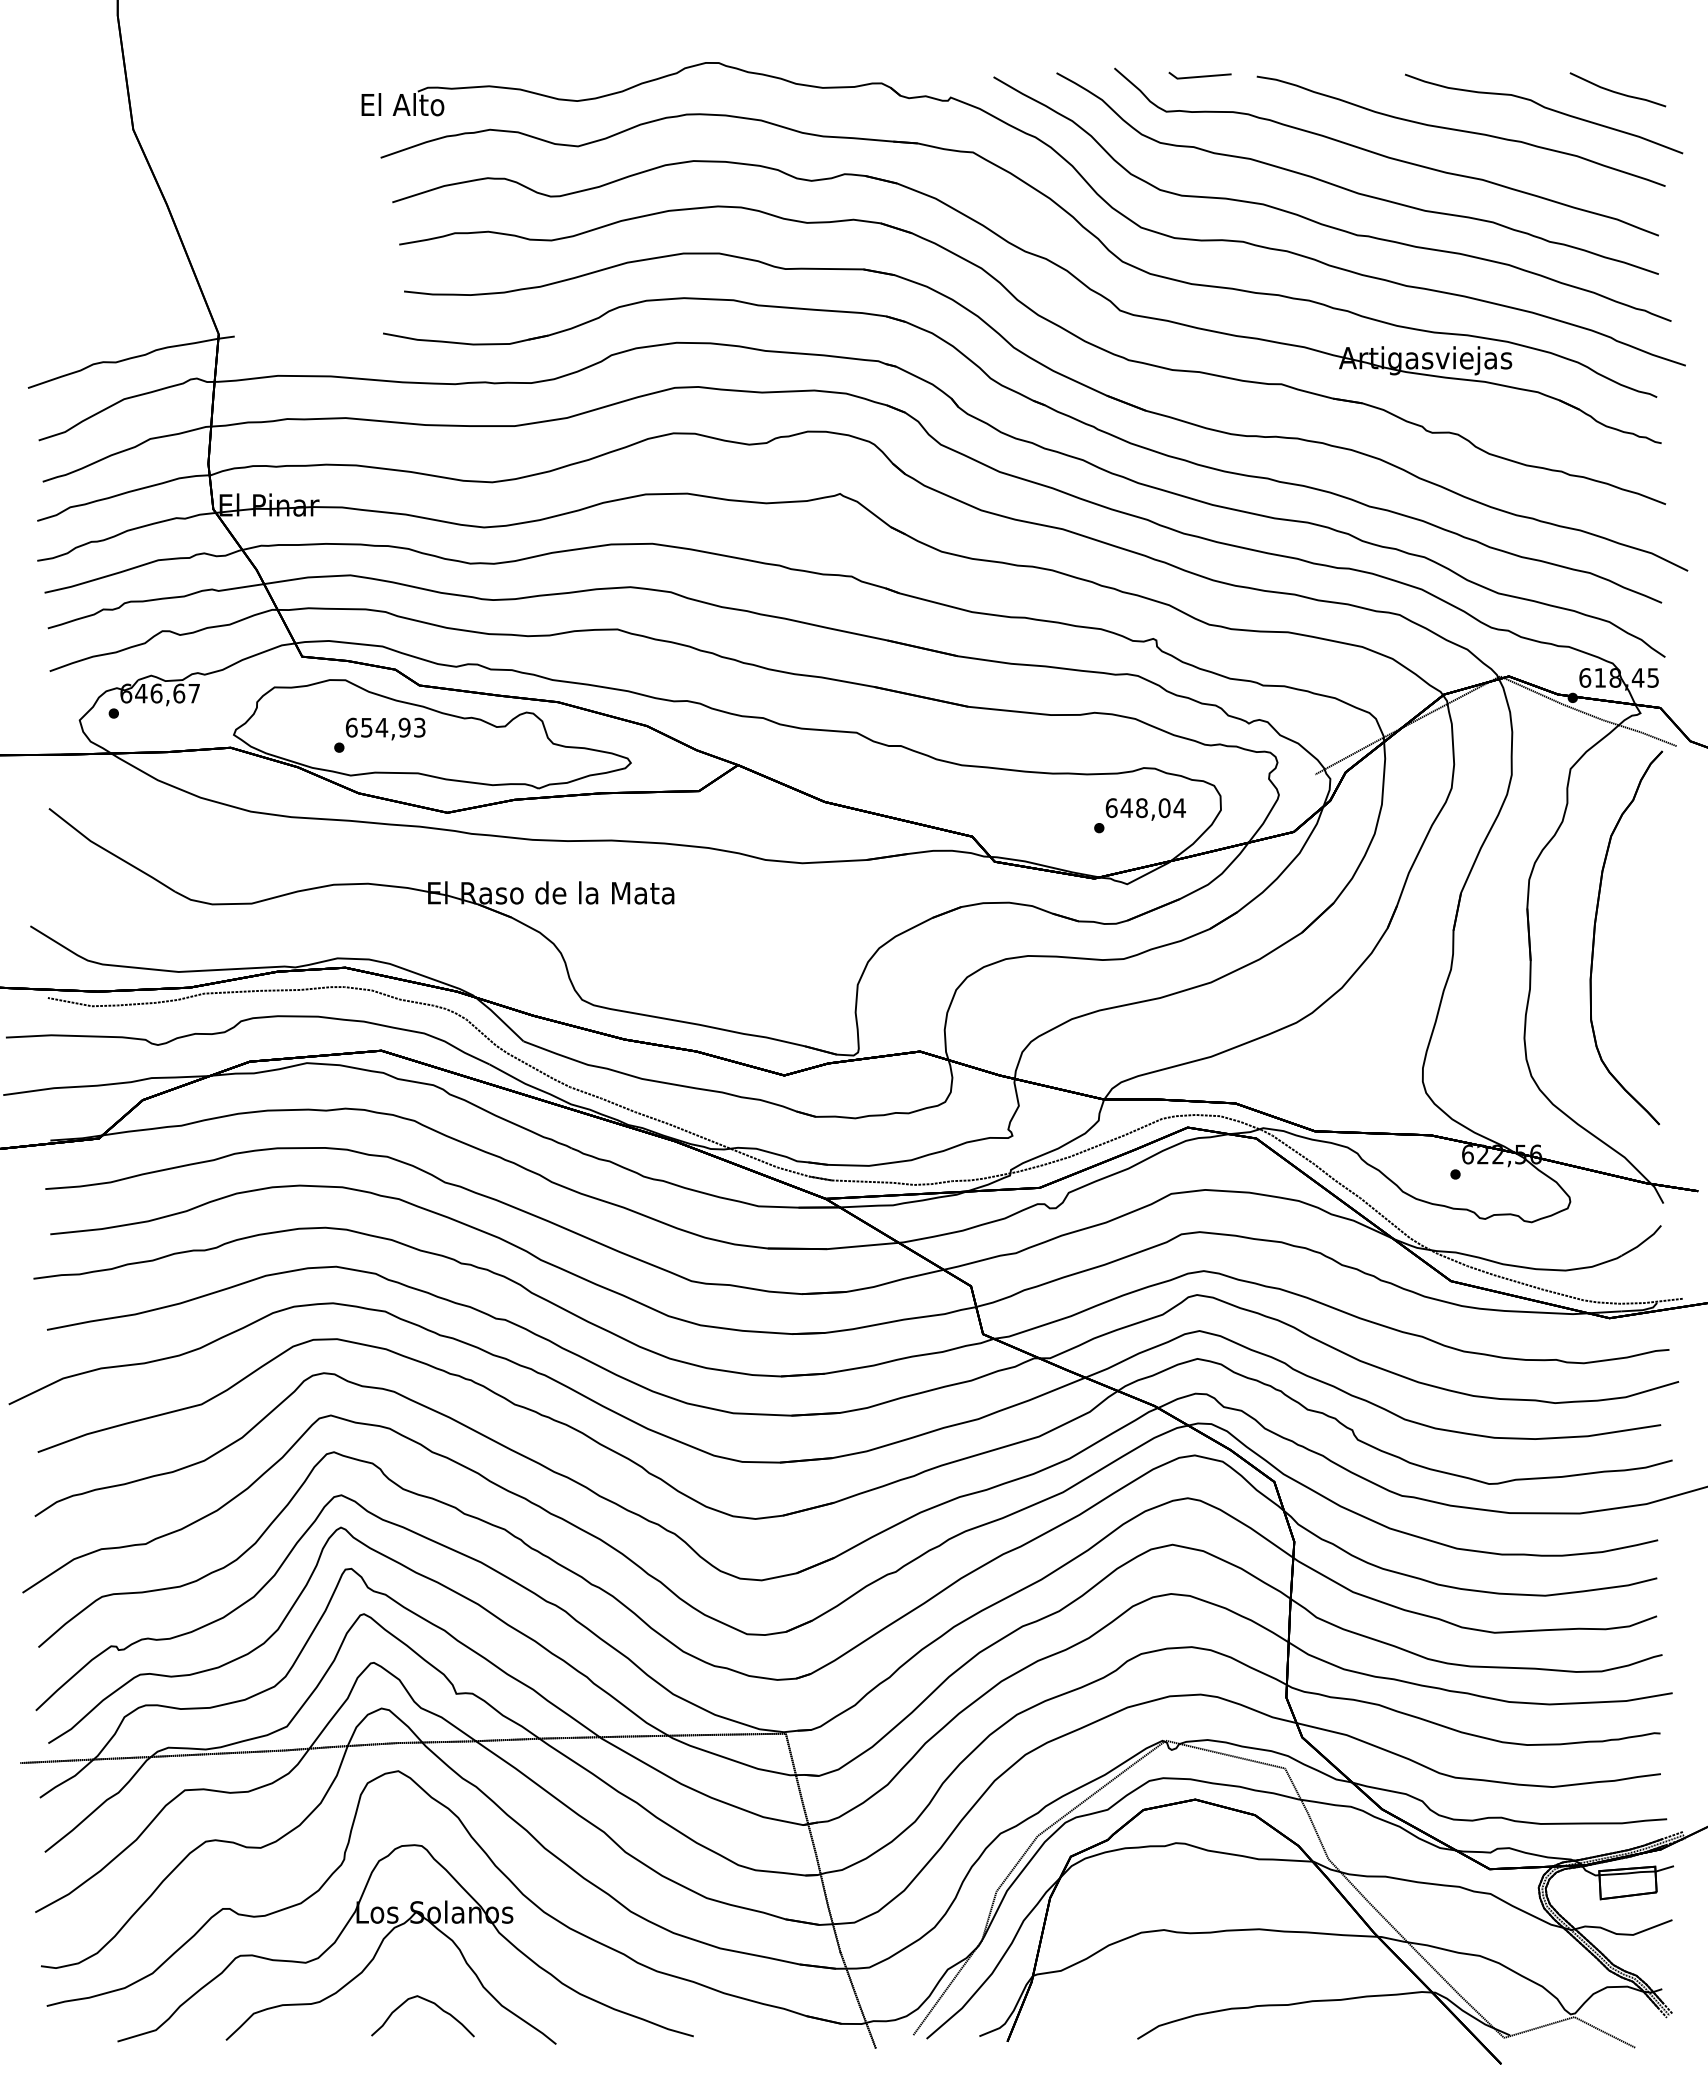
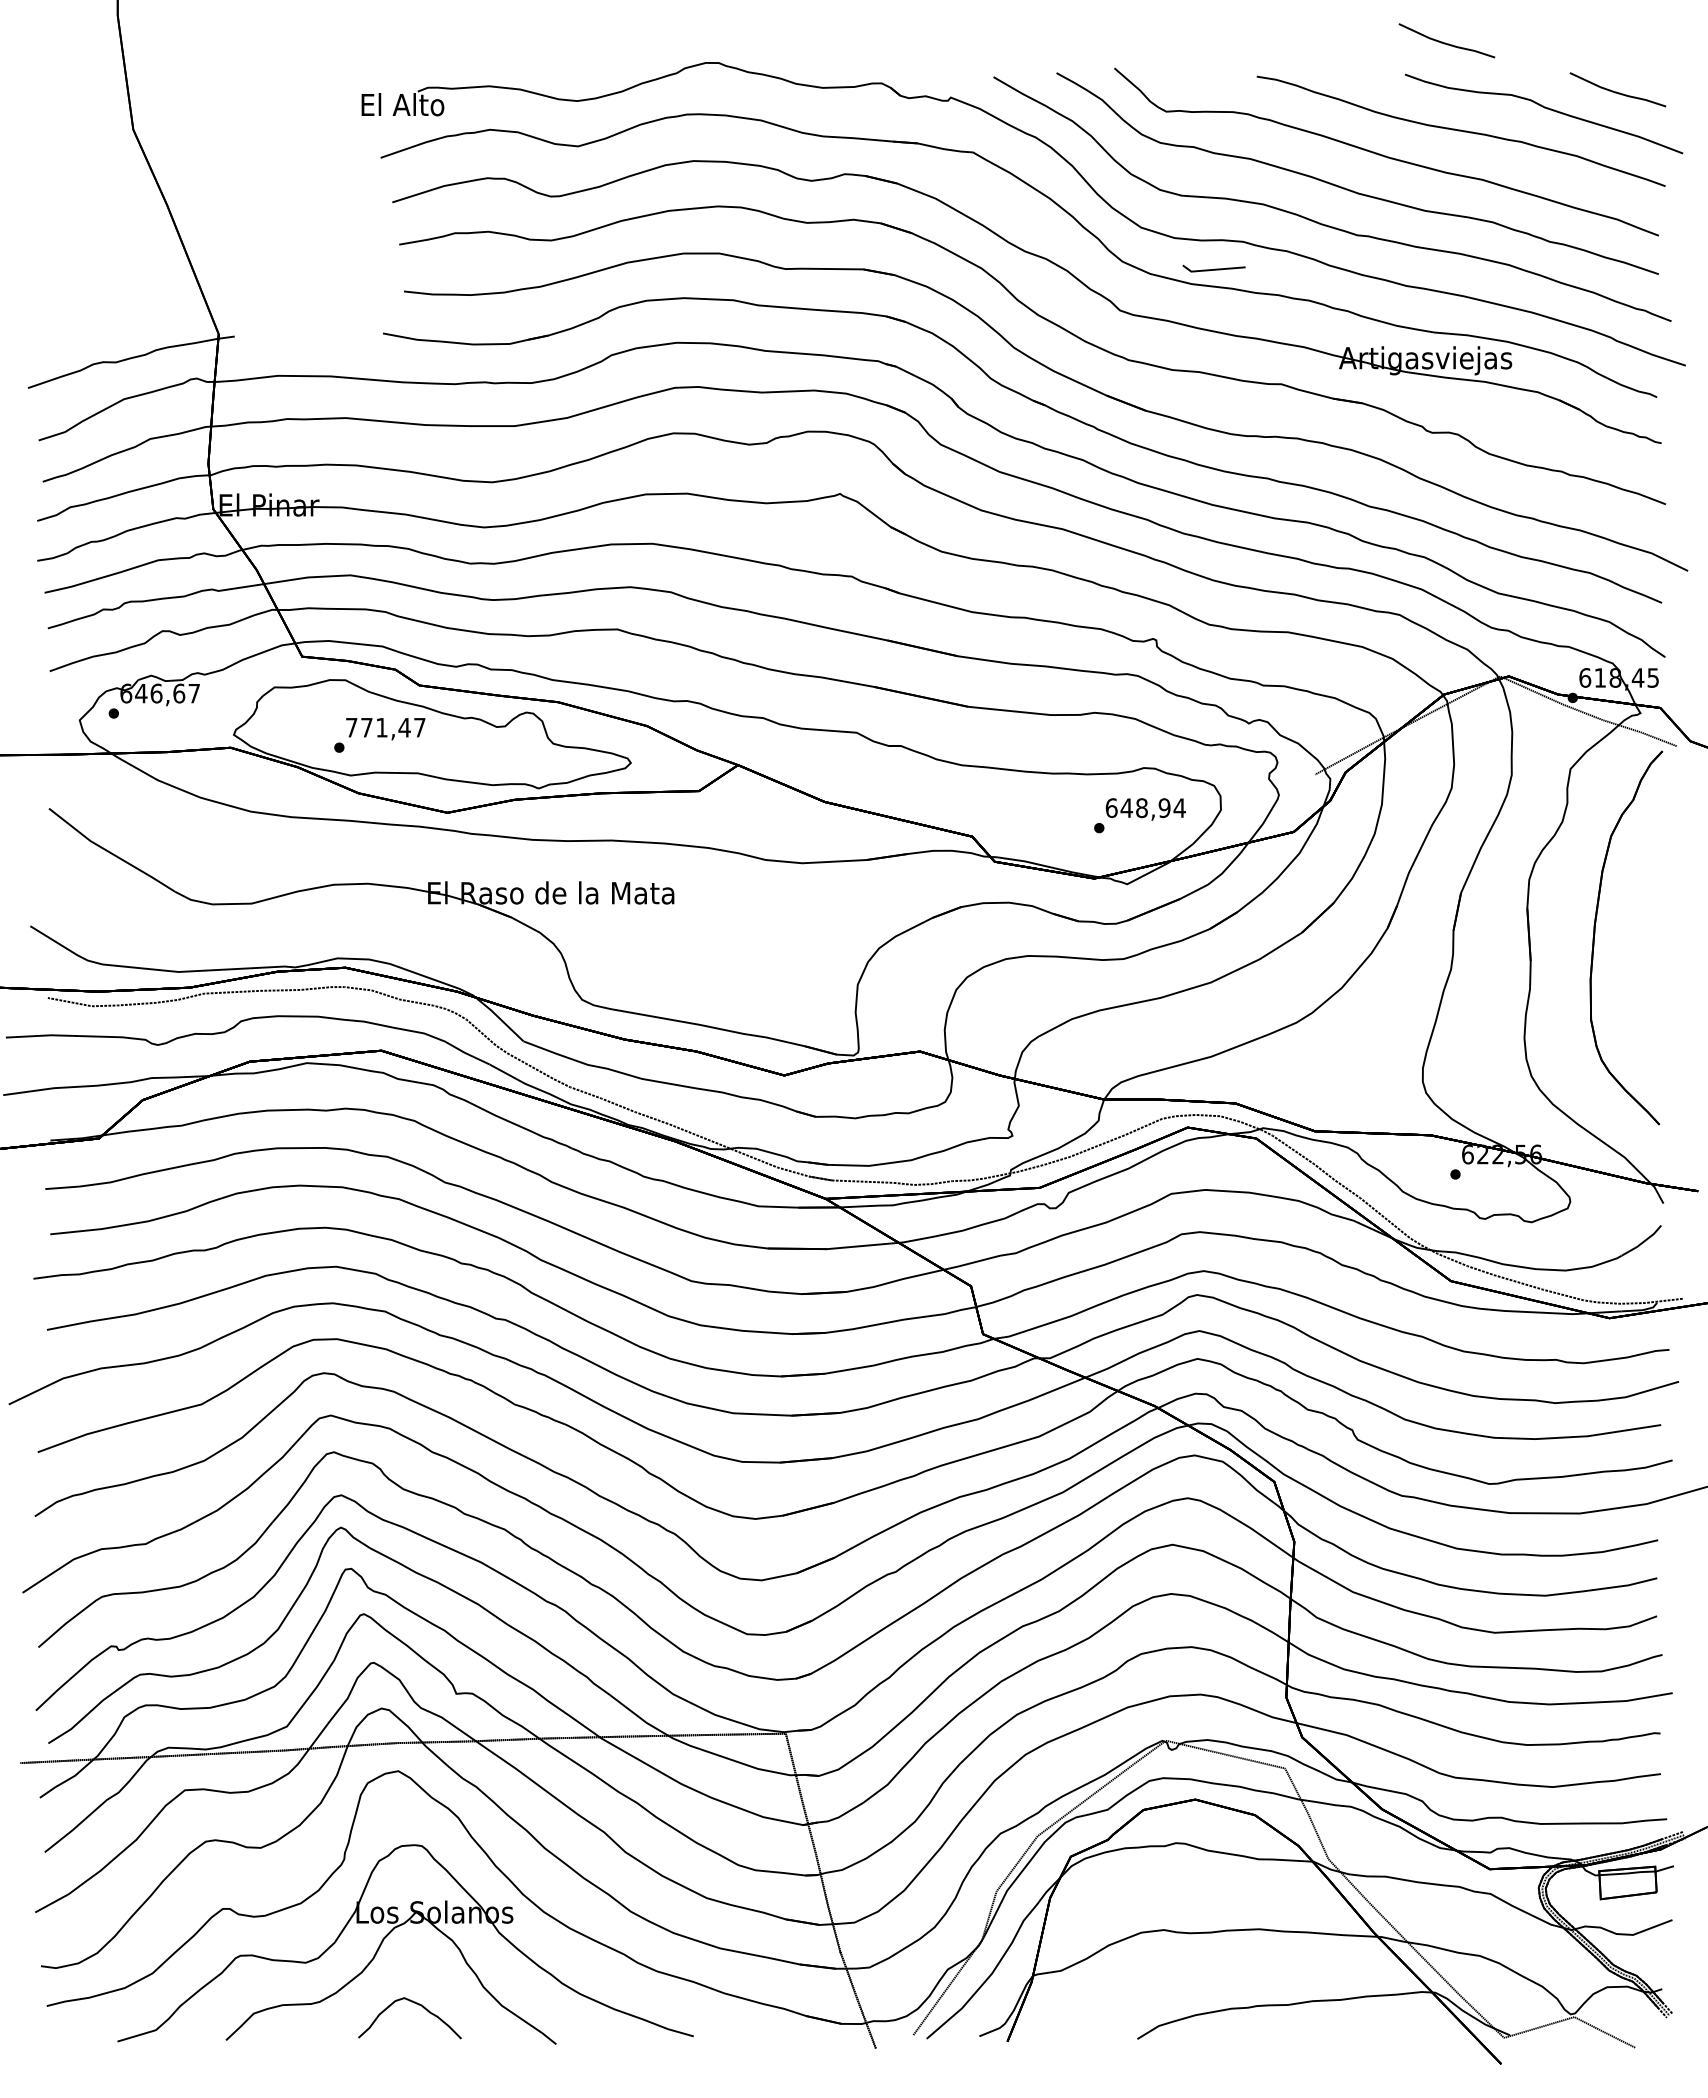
curve: none -> present (1445, 42)
line position: (1200, 75) -> (1214, 268) (1214, 268)
text: 654,93 -> 771,47 (385, 727)
text: 648,04 -> 648,94 (1164, 808)
part position: (429, 2002) -> (416, 2004) (416, 2004)
